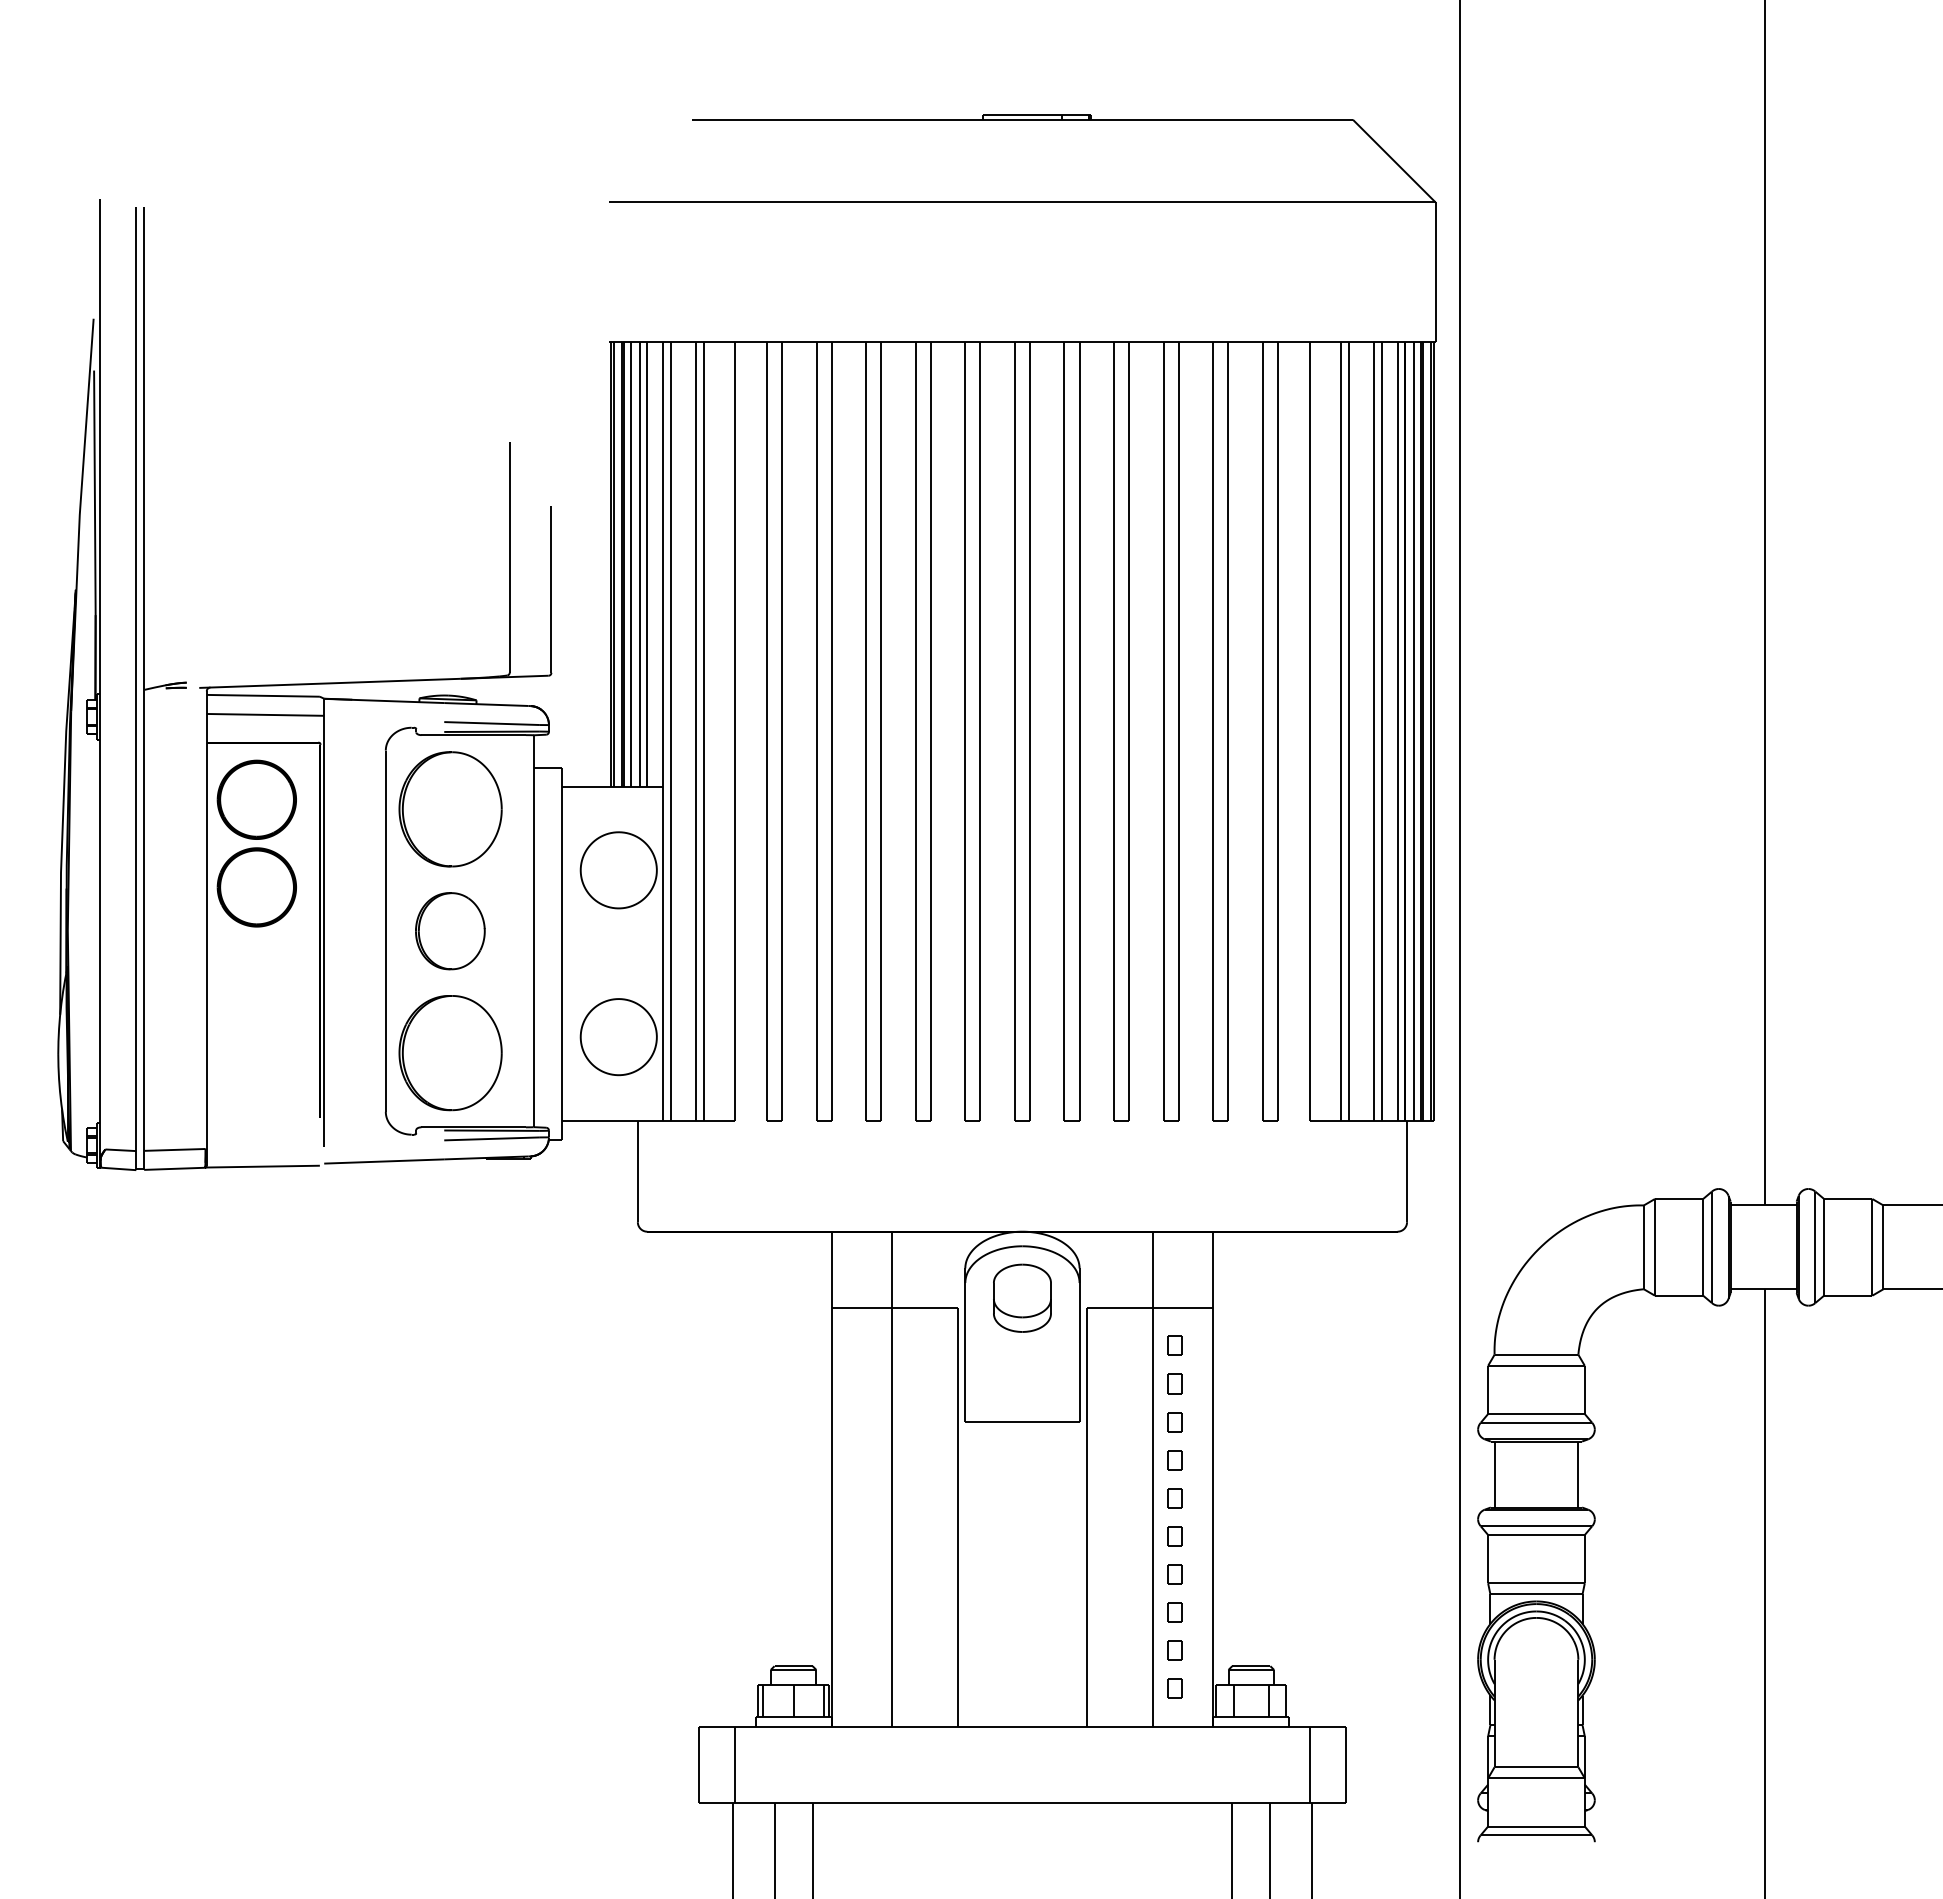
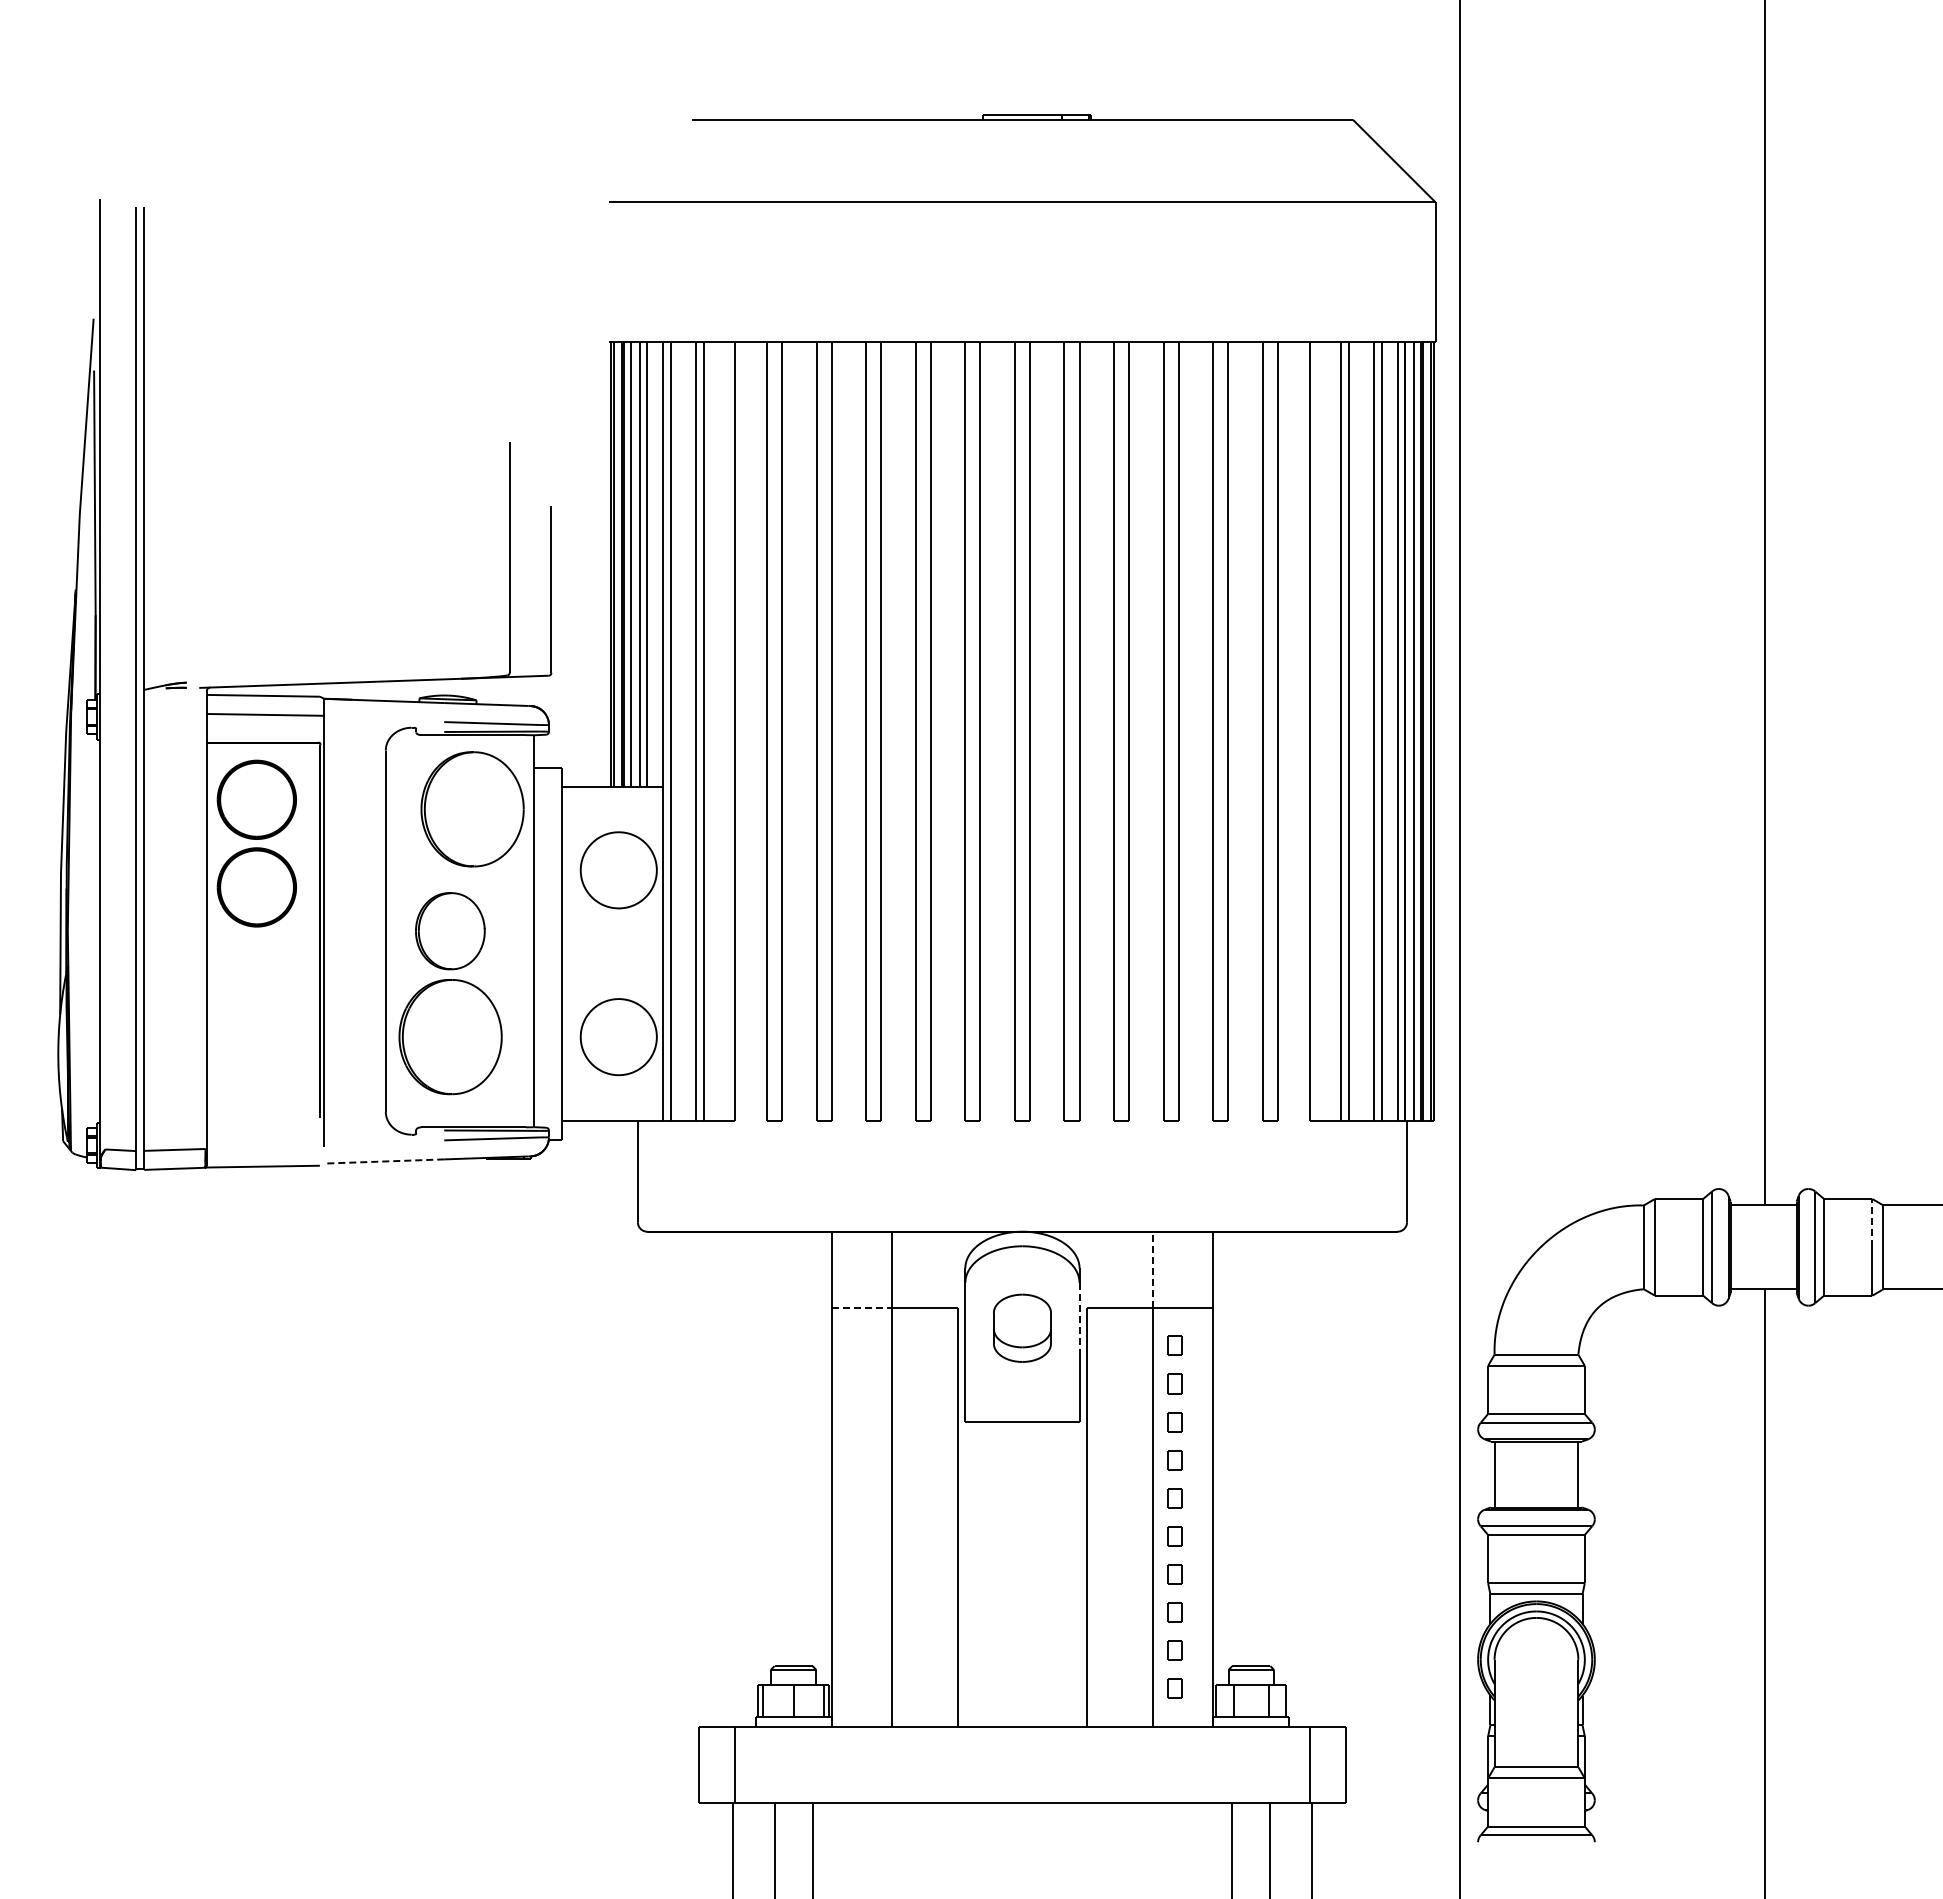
part position: (450, 809) -> (472, 809) (472, 809)
part position: (450, 1053) -> (450, 1037) (450, 1037)
line: solid -> dashed (383, 1161)
line: solid -> dashed (1872, 1222)
line: solid -> dashed (1153, 1269)
part position: (1022, 1297) -> (1022, 1327) (1022, 1327)
line: solid -> dashed (861, 1307)
line: solid -> dashed (1079, 1316)
